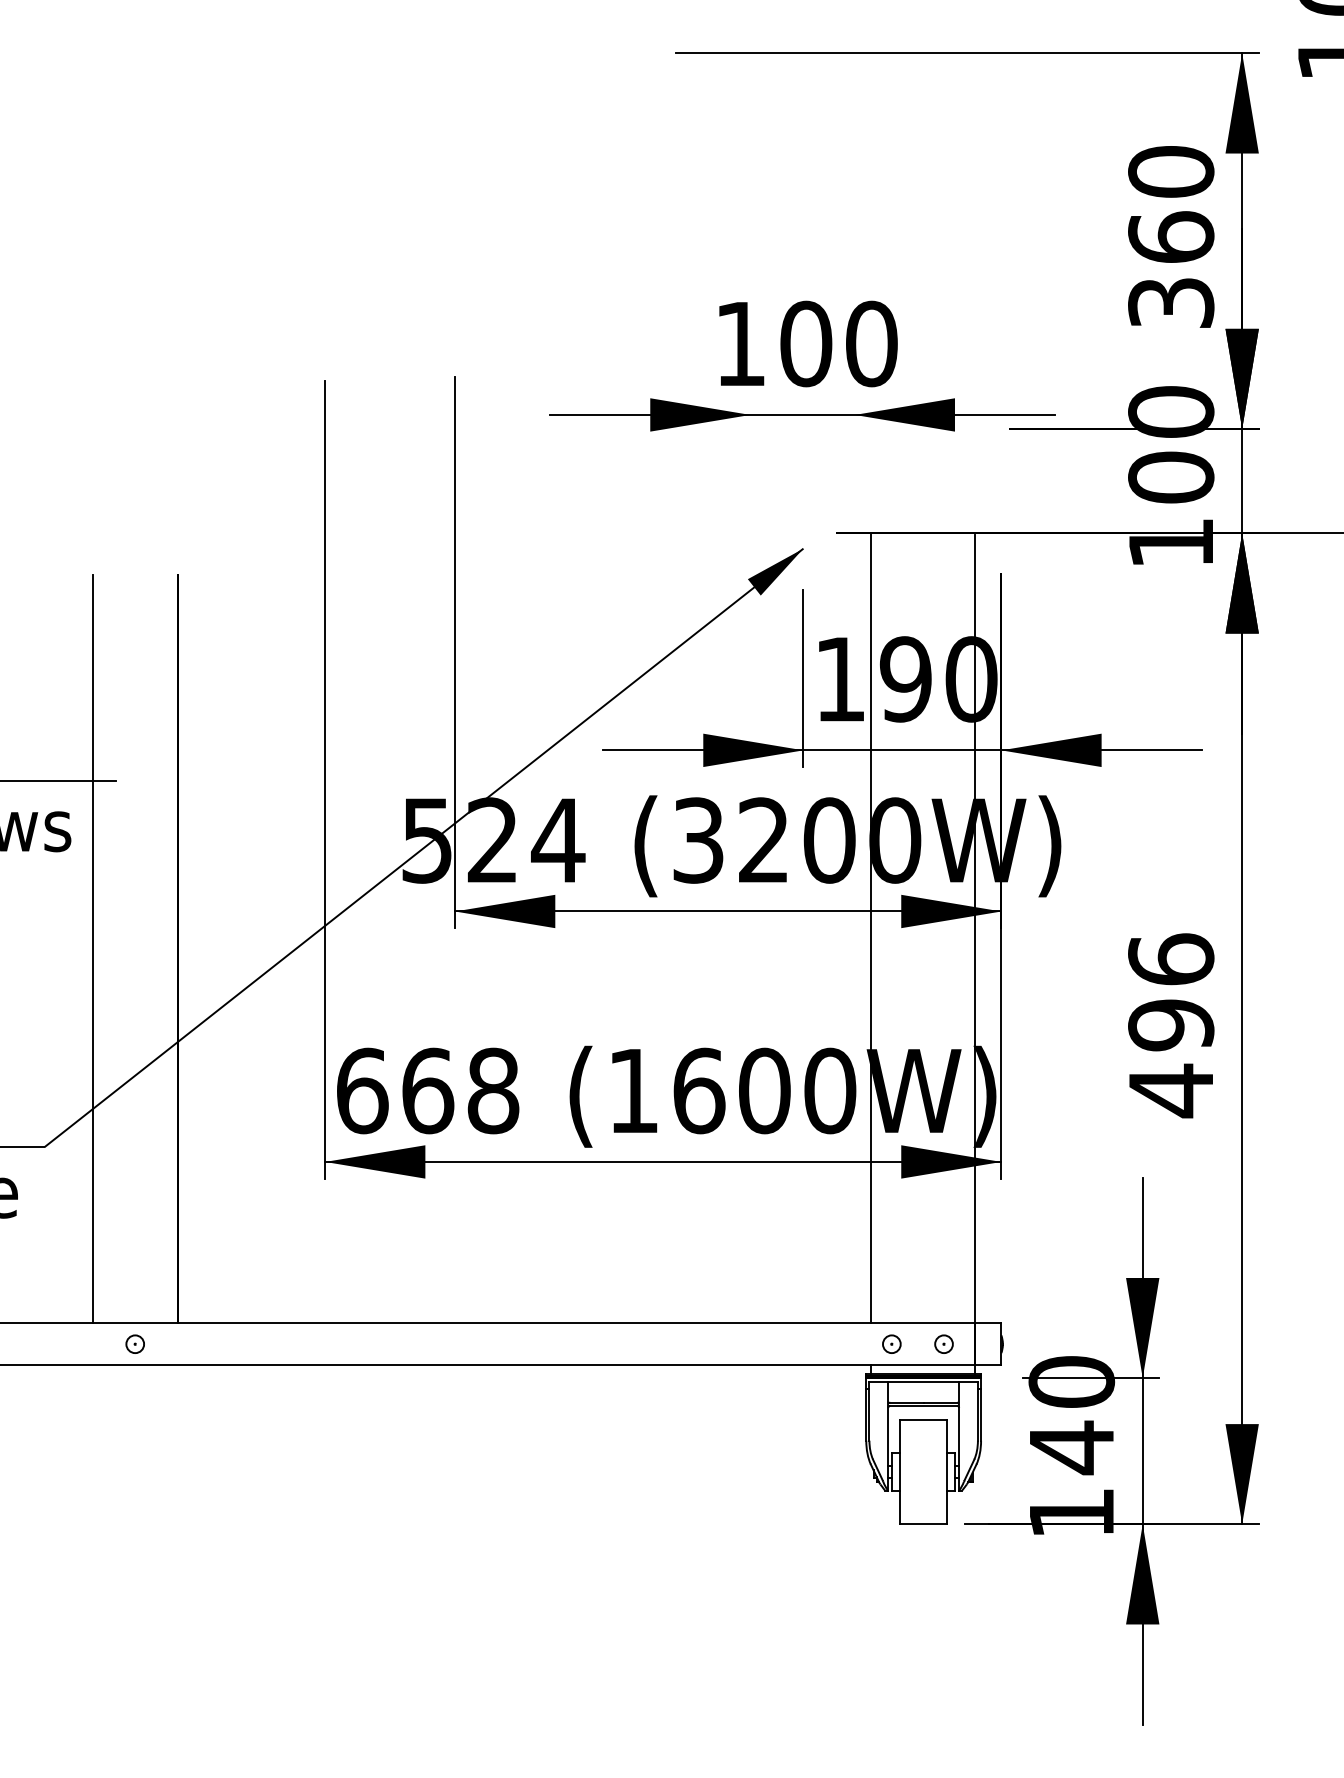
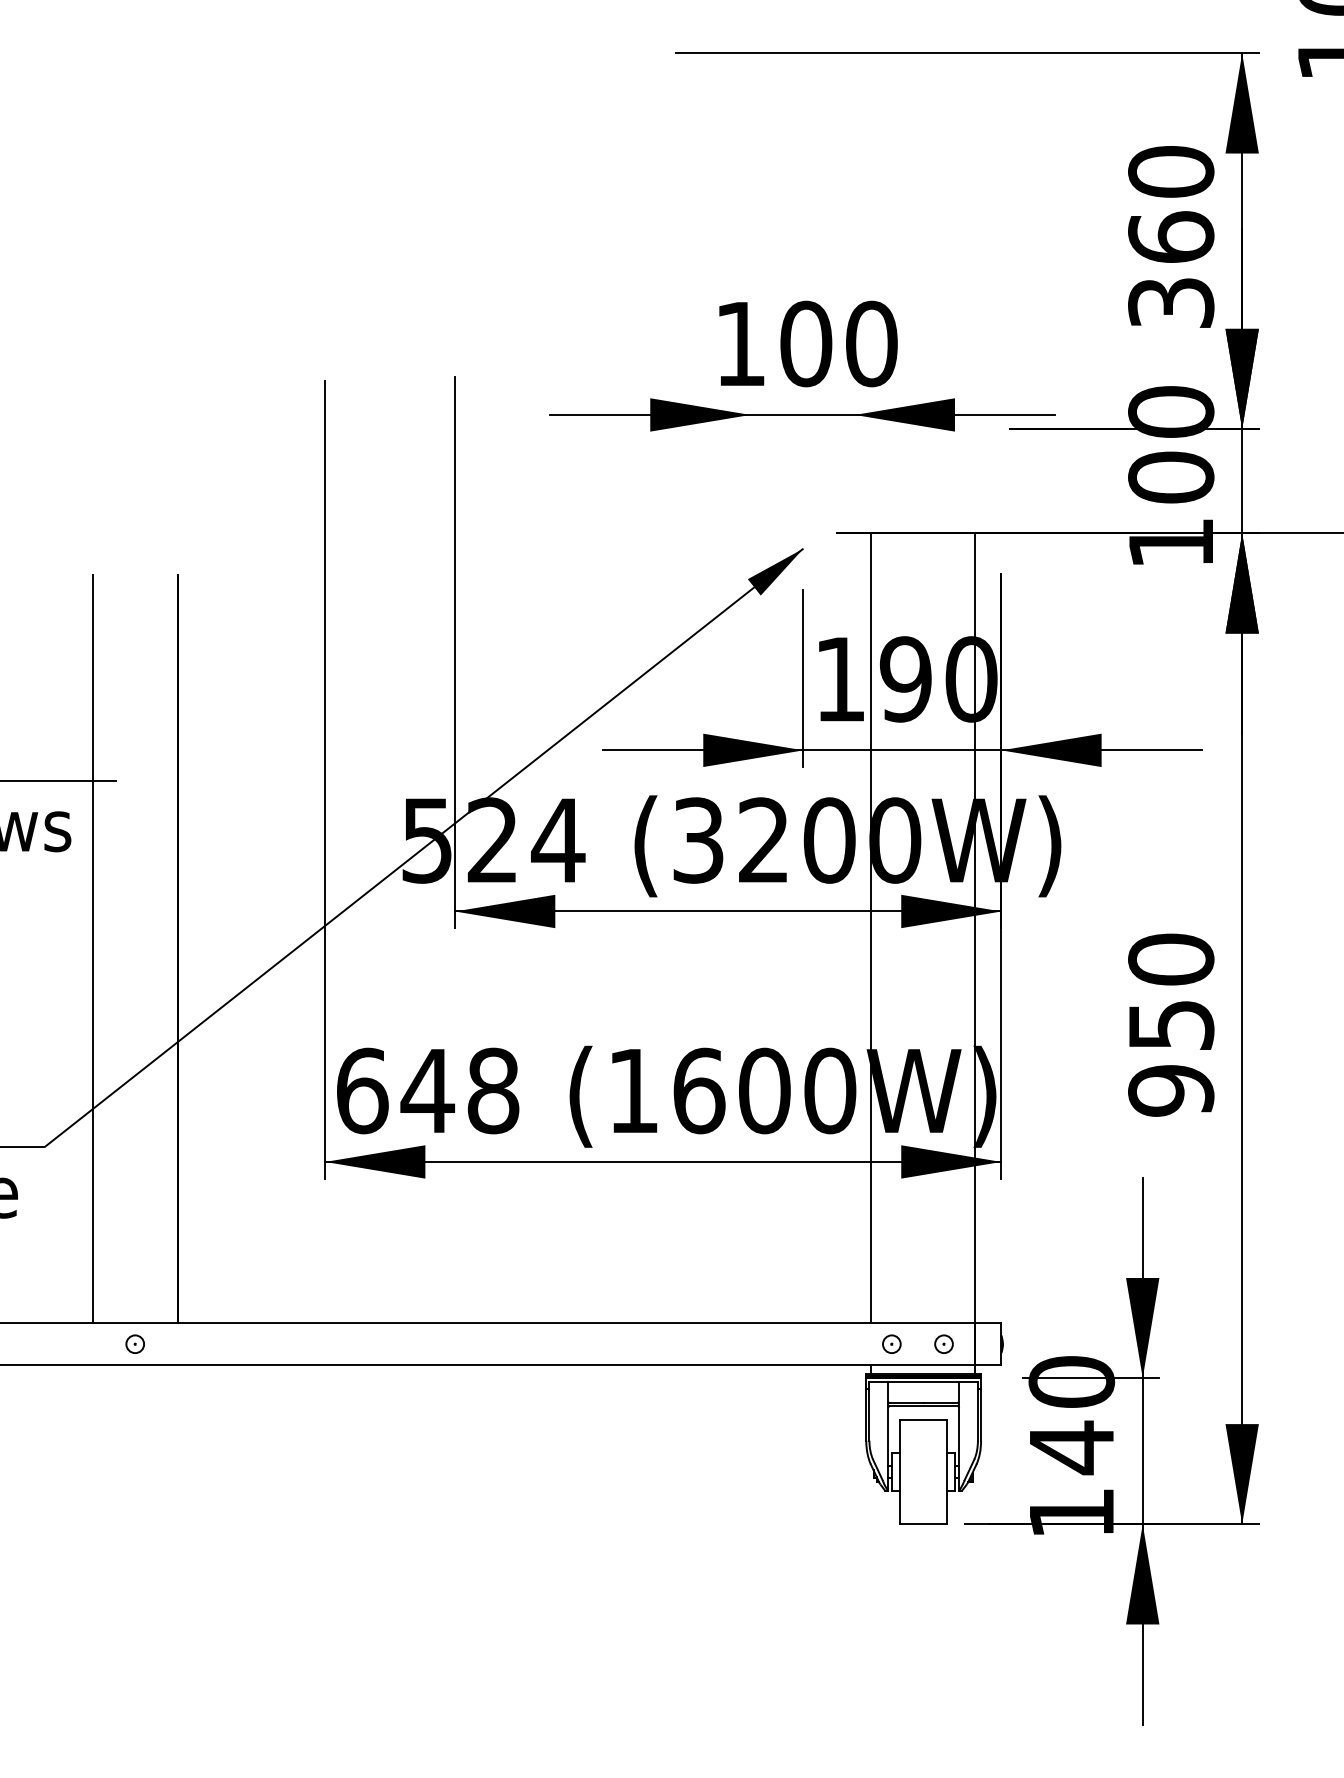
text: 496 -> 950 (1171, 1025)
text: 668 -> 648 (427, 1090)
